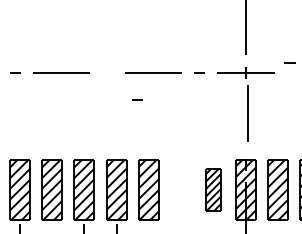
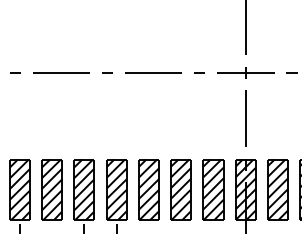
line position: (289, 62) -> (291, 72) (291, 72)
line position: (137, 99) -> (107, 72) (107, 72)
line position: (247, 113) -> (245, 118) (245, 118)
part: none -> present (180, 189)
part size: 17x44 px -> 23x62 px (213, 189)
